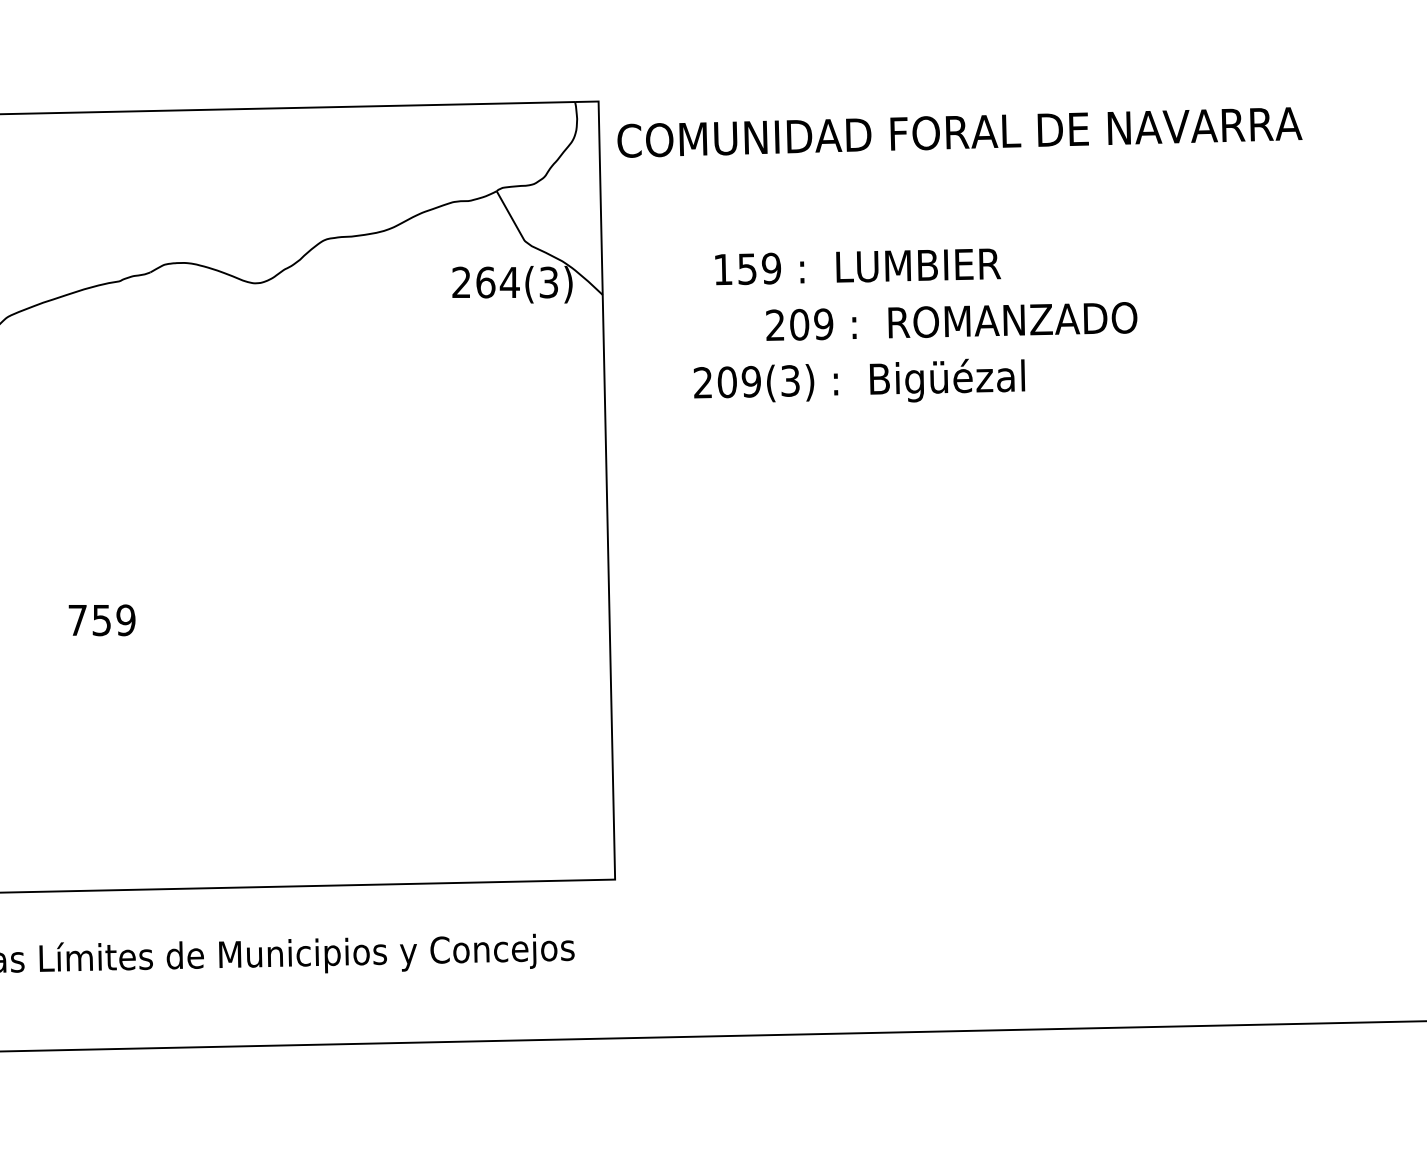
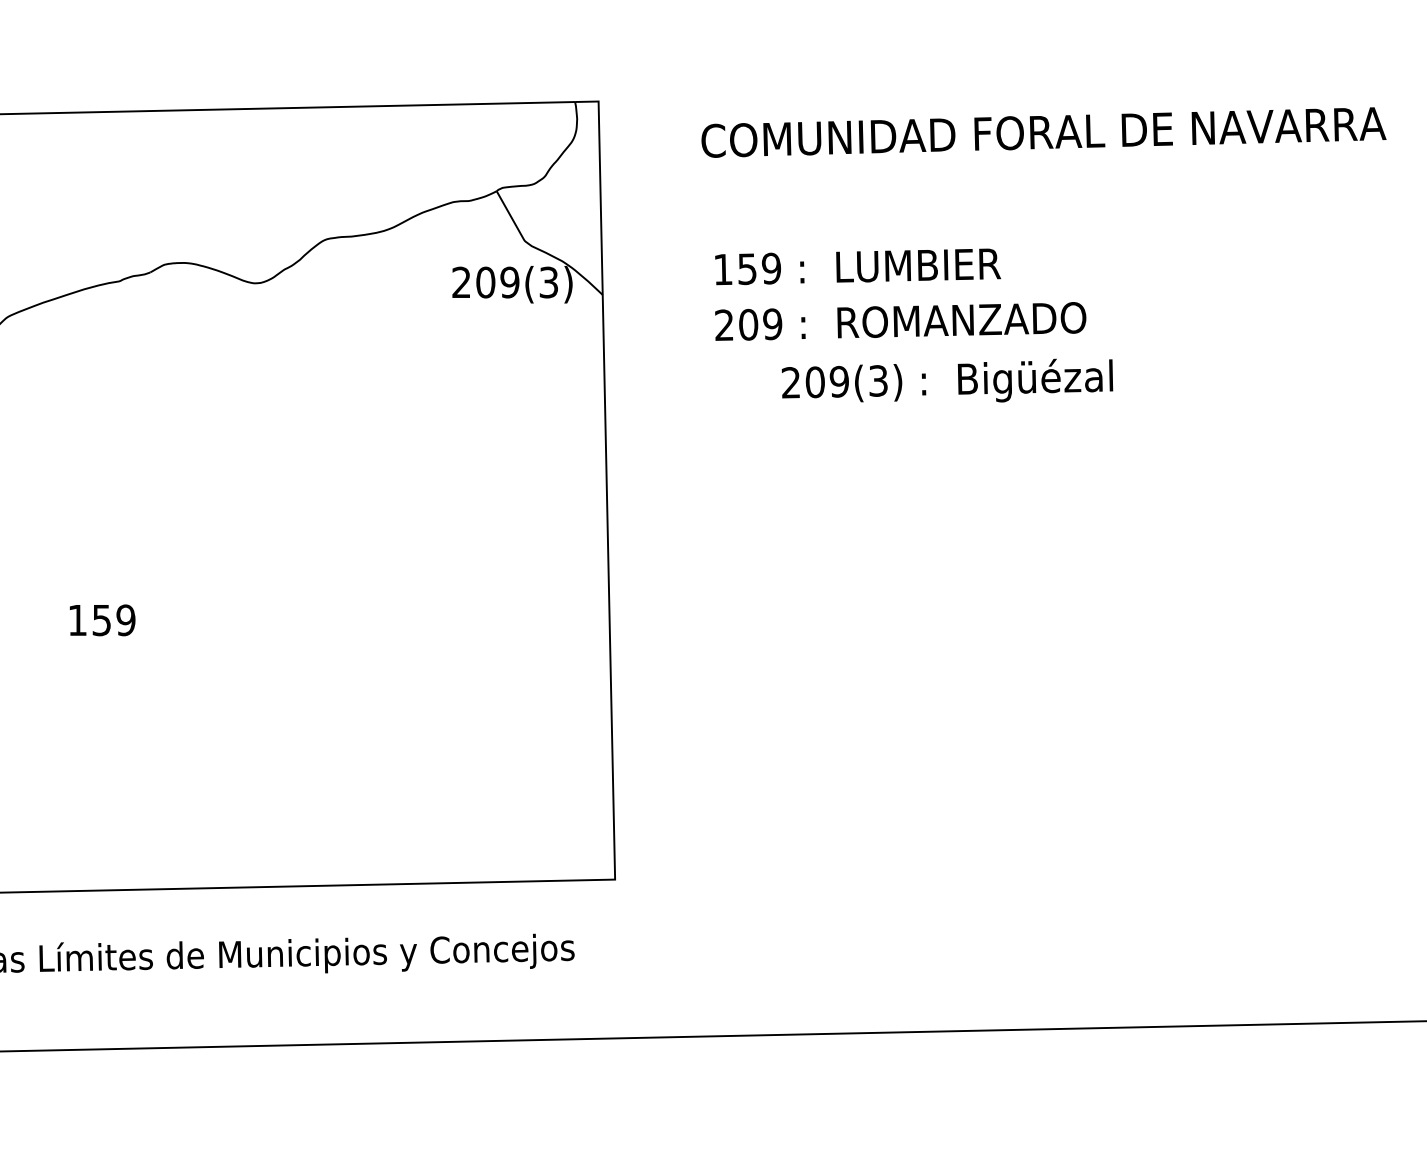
text position: (959, 132) -> (1043, 132) (1043, 132)
text: 264(3) -> 209(3) (497, 282)
text position: (951, 321) -> (900, 321) (900, 321)
text position: (859, 380) -> (947, 380) (947, 380)
text: 759 -> 159 (77, 620)
